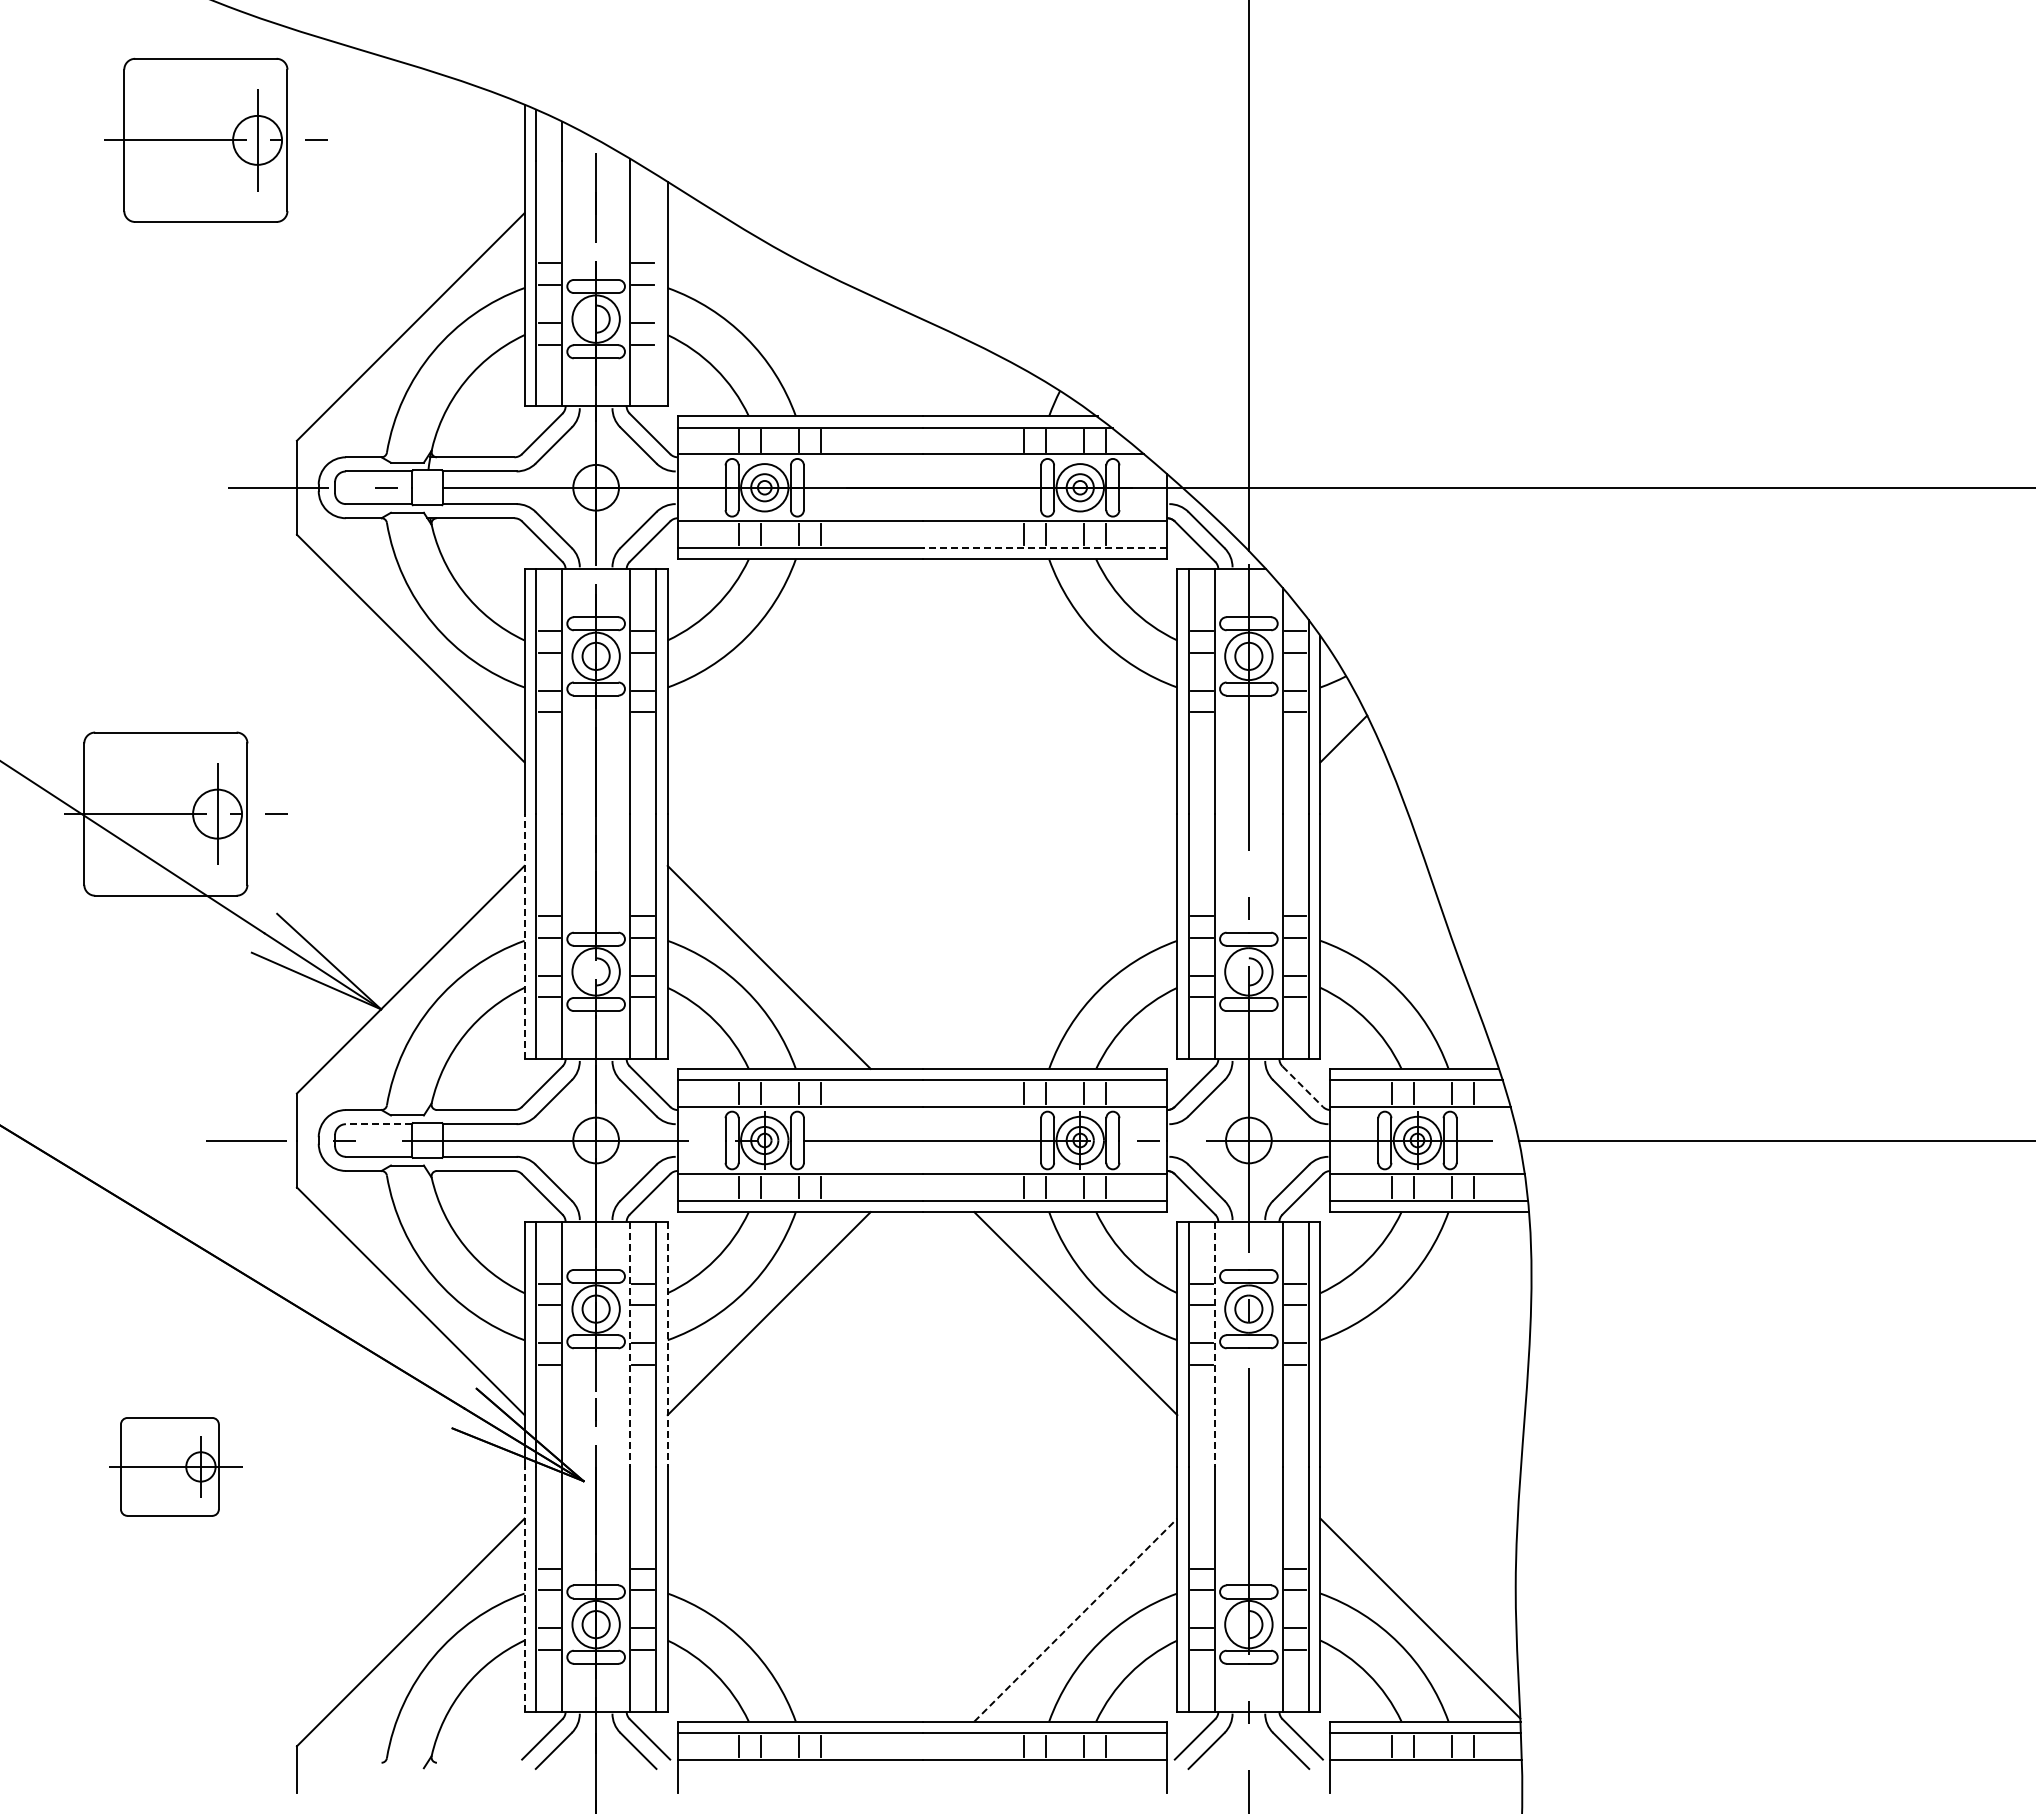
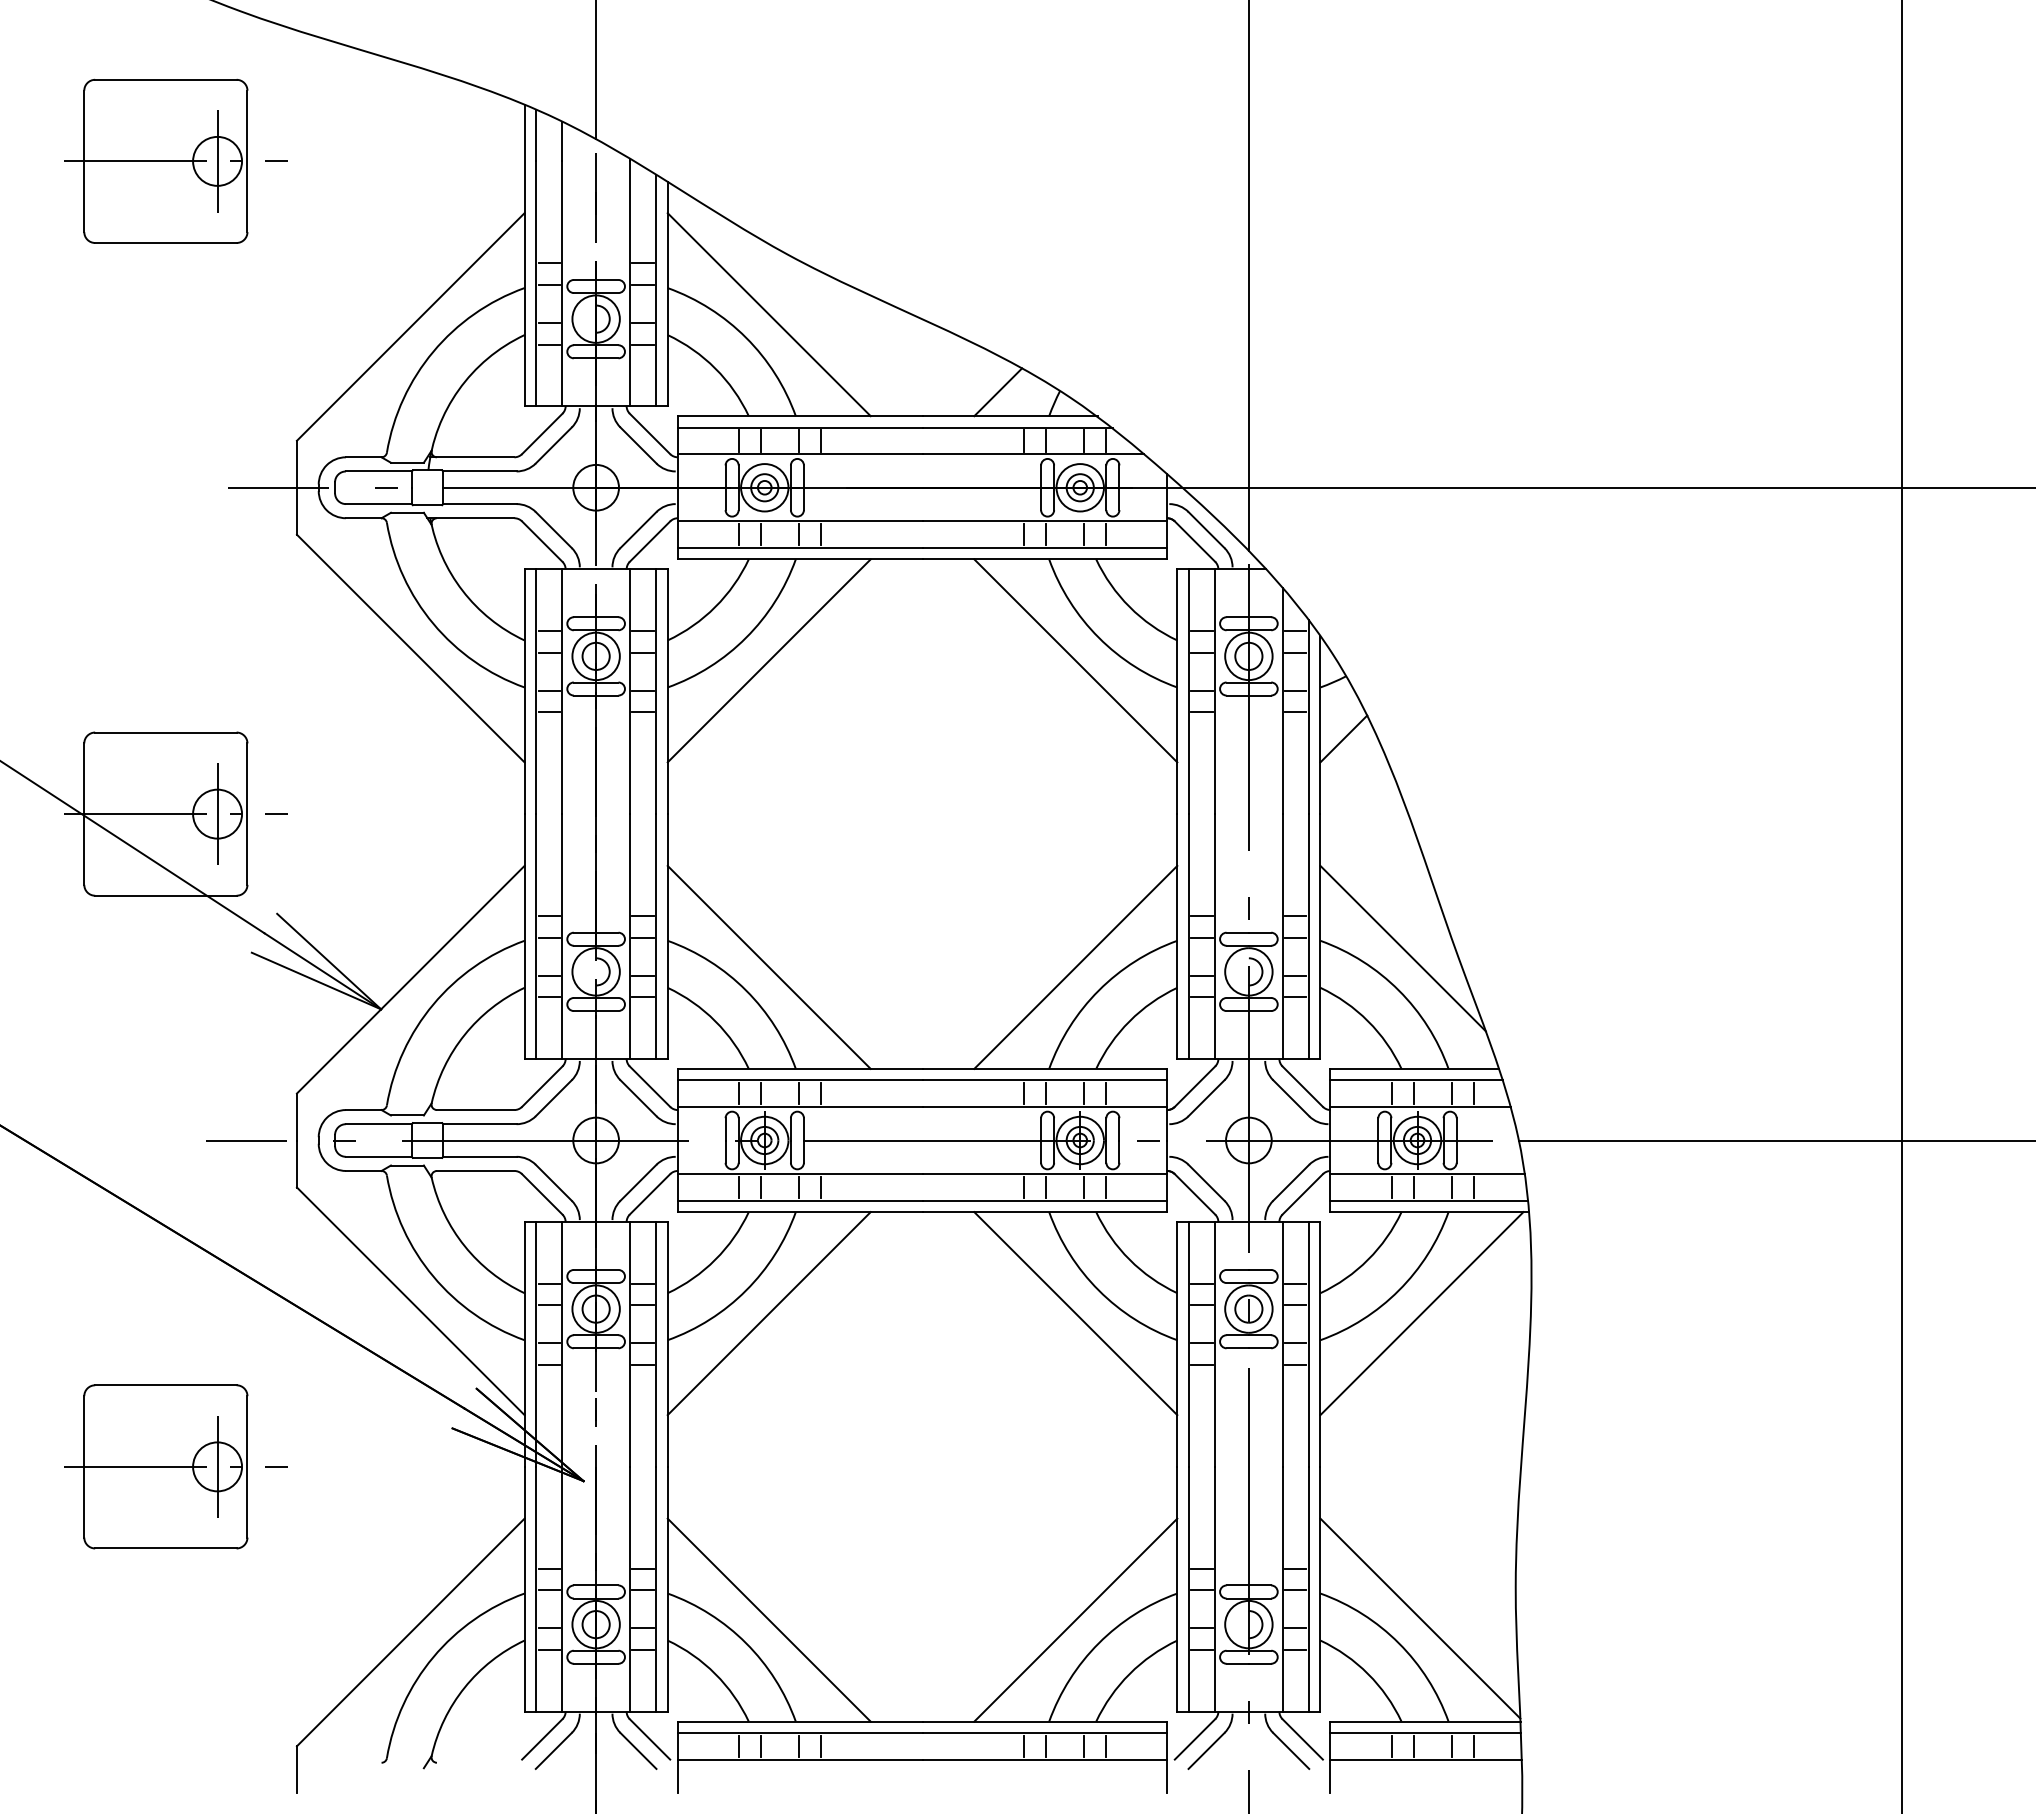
line: none -> present (596, 70)
part position: (215, 139) -> (175, 160) (175, 160)
line: none -> present (656, 290)
line: none -> present (768, 314)
line: none -> present (998, 392)
line: dashed -> solid (1044, 547)
line: none -> present (768, 660)
line: none -> present (1075, 660)
line: none -> present (1901, 906)
line: dashed -> solid (524, 936)
line: none -> present (1402, 948)
line: none -> present (1075, 966)
line: dashed -> solid (1302, 1086)
line: dashed -> solid (378, 1124)
line: none -> present (1421, 1313)
line: dashed -> solid (629, 1344)
line: dashed -> solid (667, 1344)
line: dashed -> solid (1215, 1344)
part size: 134x100 px -> 224x166 px (175, 1466)
line: dashed -> solid (524, 1588)
line: none -> present (768, 1619)
line: dashed -> solid (1075, 1620)
